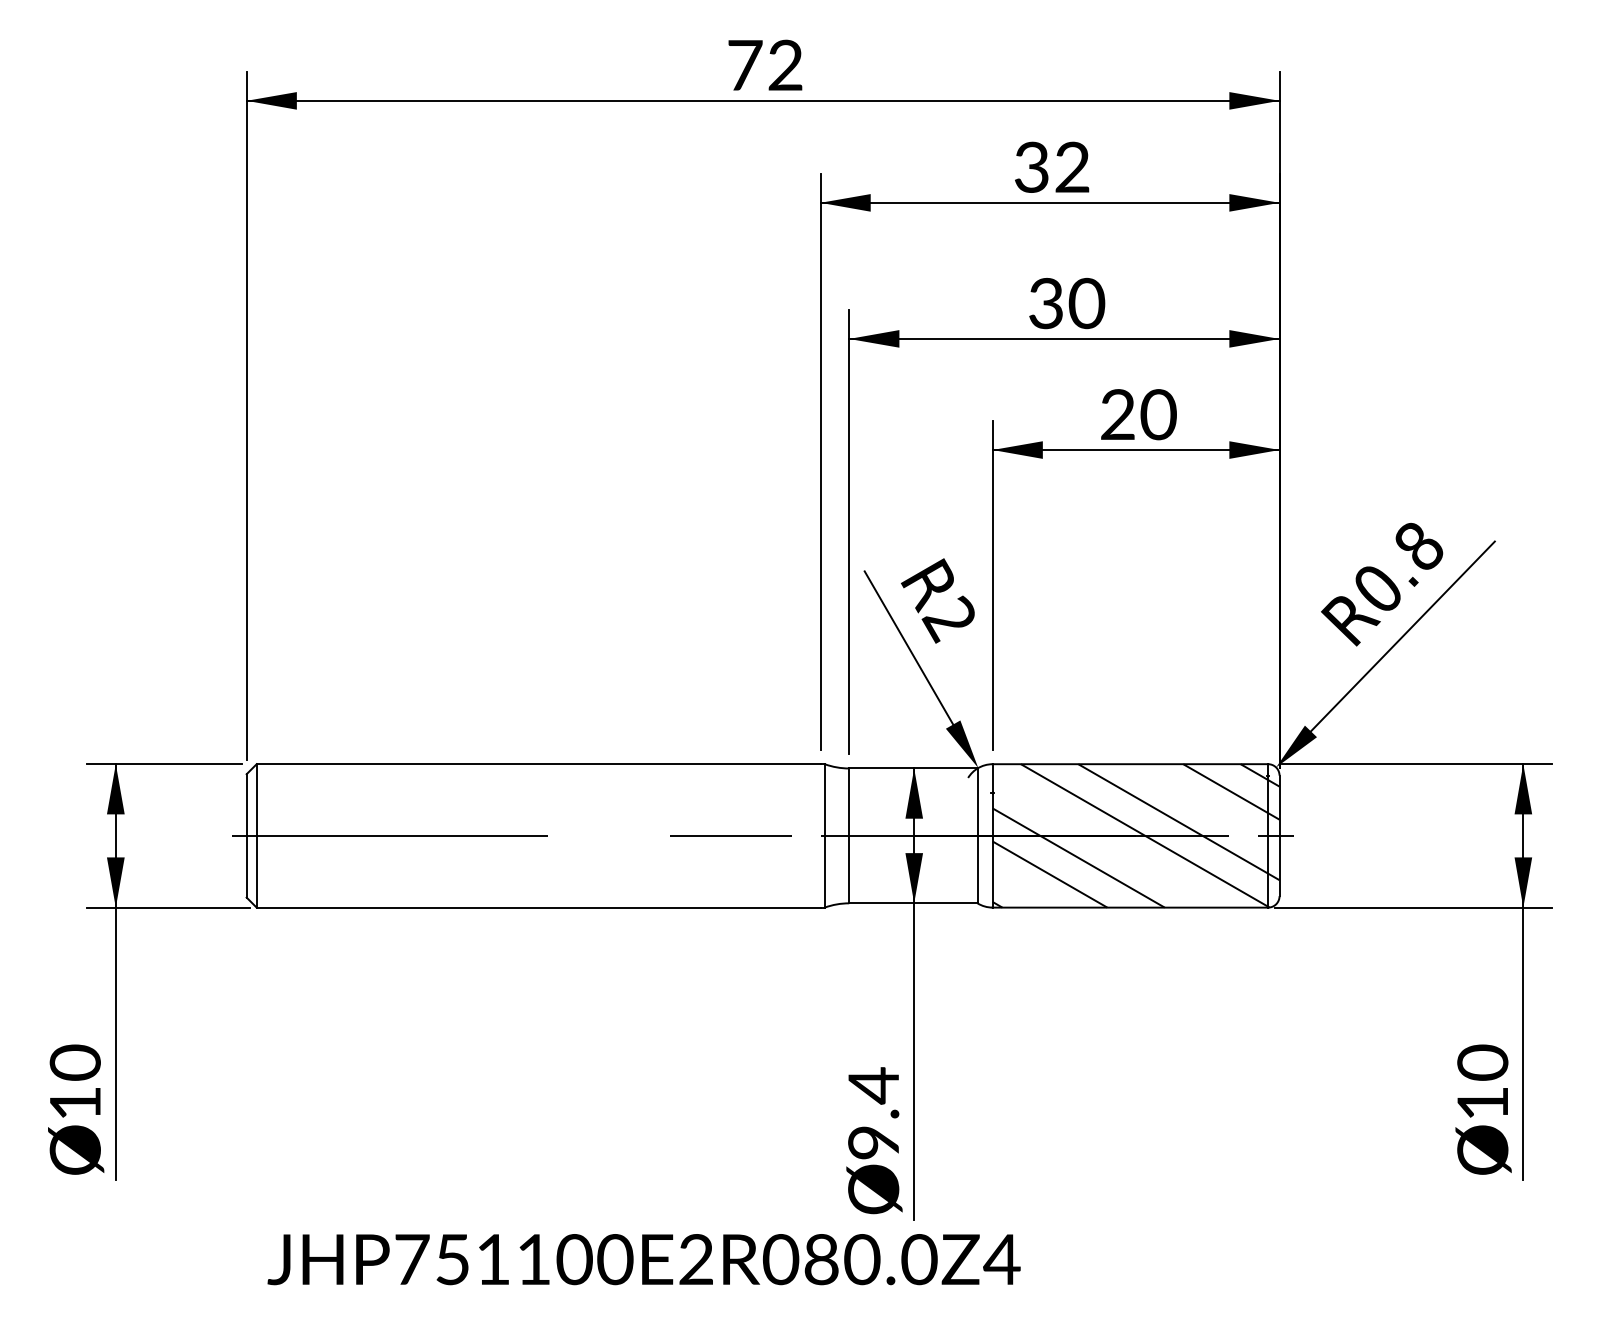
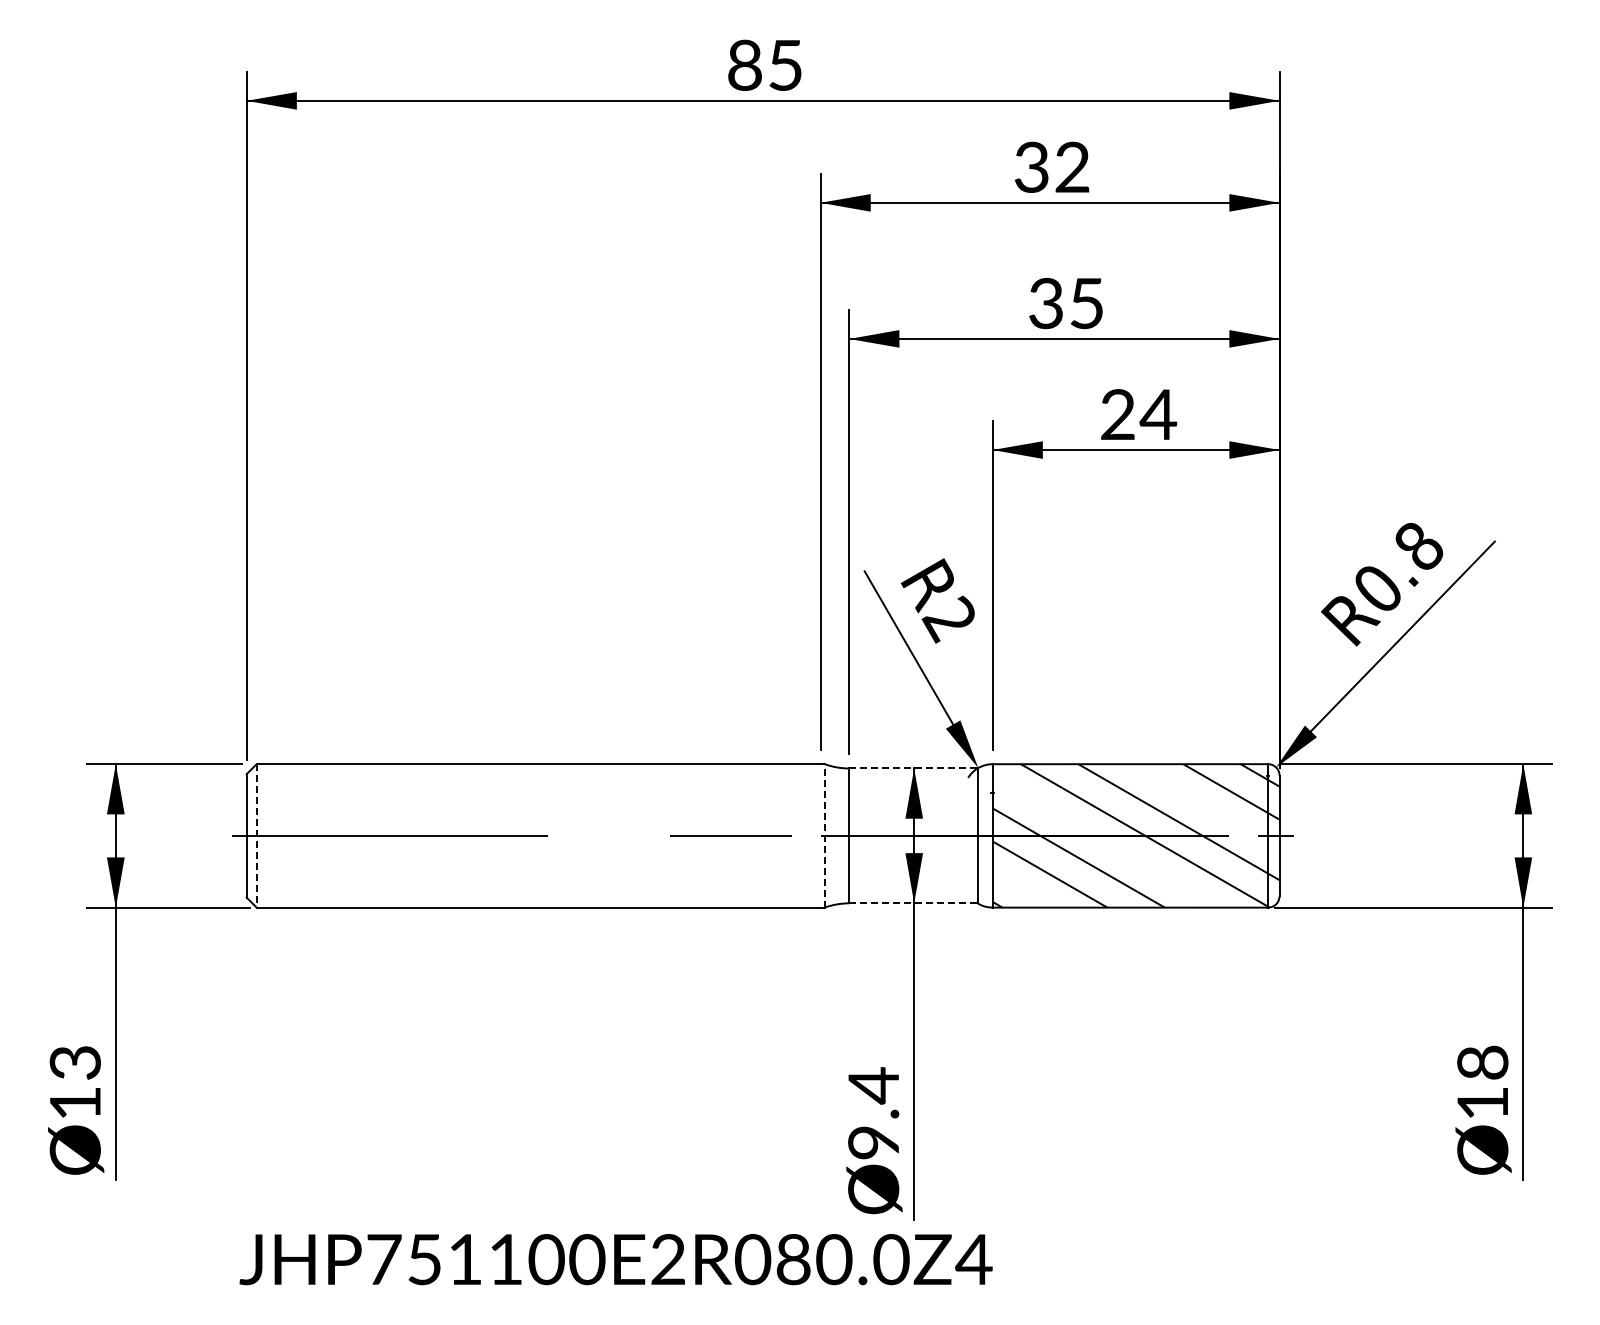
text: 72 -> 85 (765, 64)
text: 30 -> 35 (1086, 303)
text: 20 -> 24 (1158, 414)
line: solid -> dashed (913, 768)
line: solid -> dashed (256, 835)
line: solid -> dashed (824, 835)
line: solid -> dashed (913, 903)
text: 10 -> 13 (75, 1062)
text: 10 -> 18 (1482, 1062)
text position: (643, 1259) -> (615, 1259) (615, 1259)
